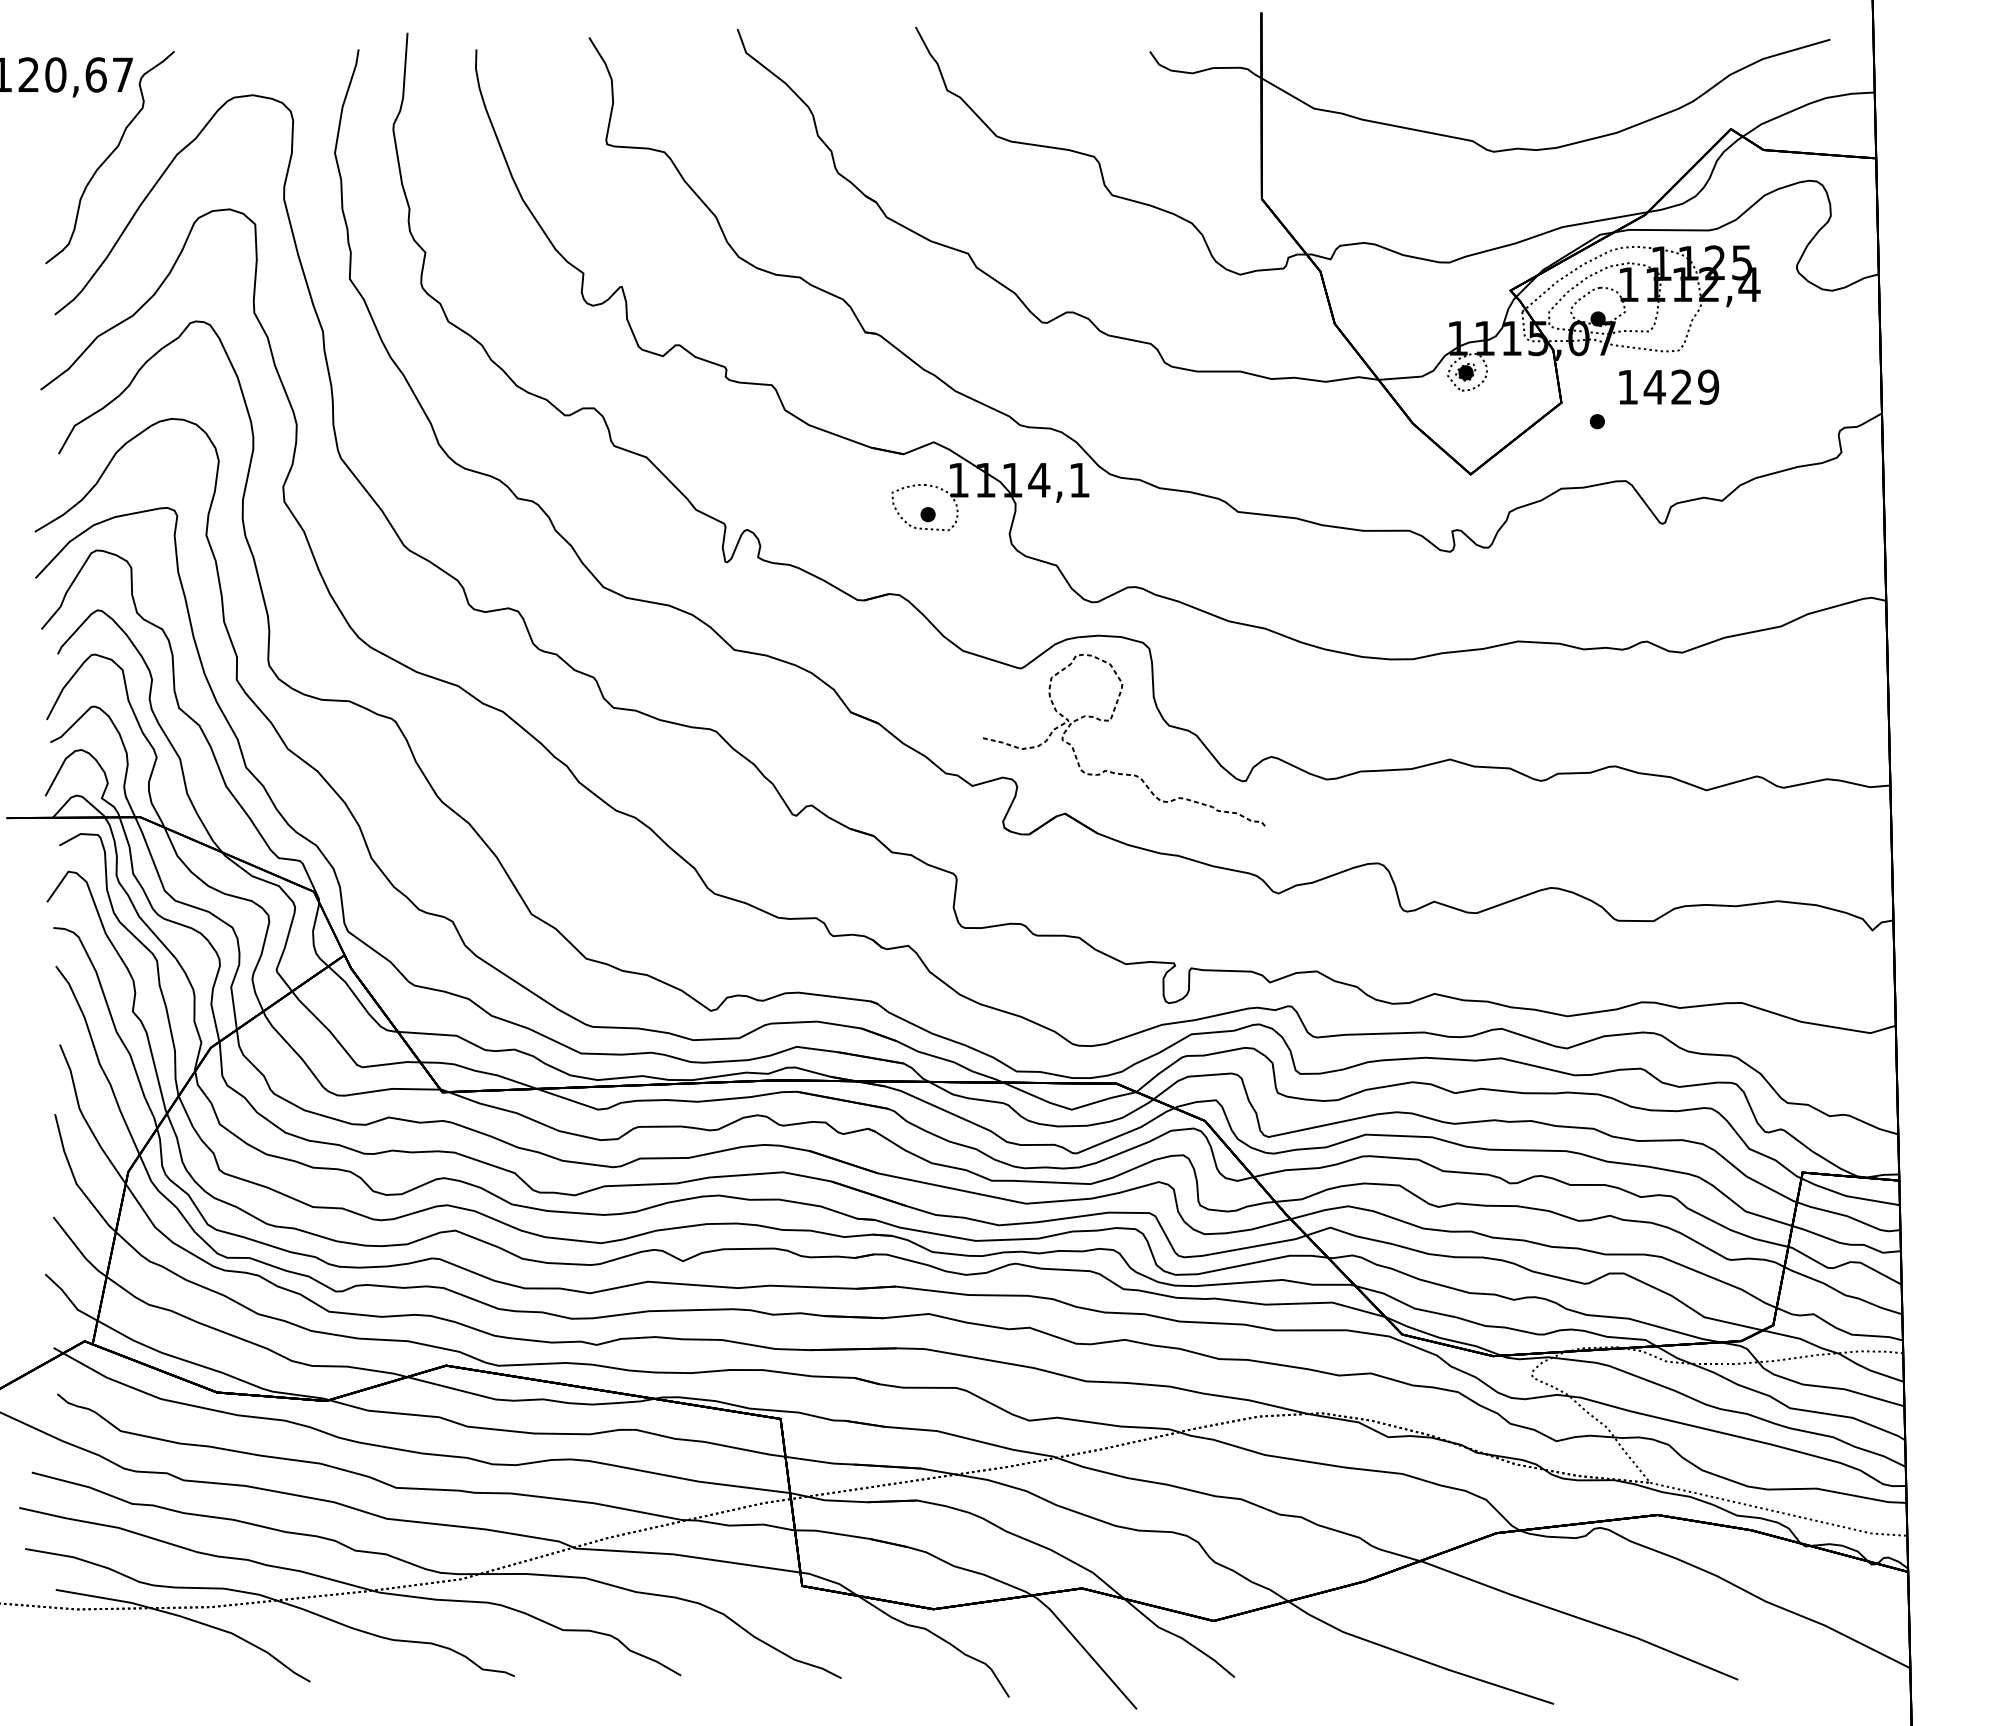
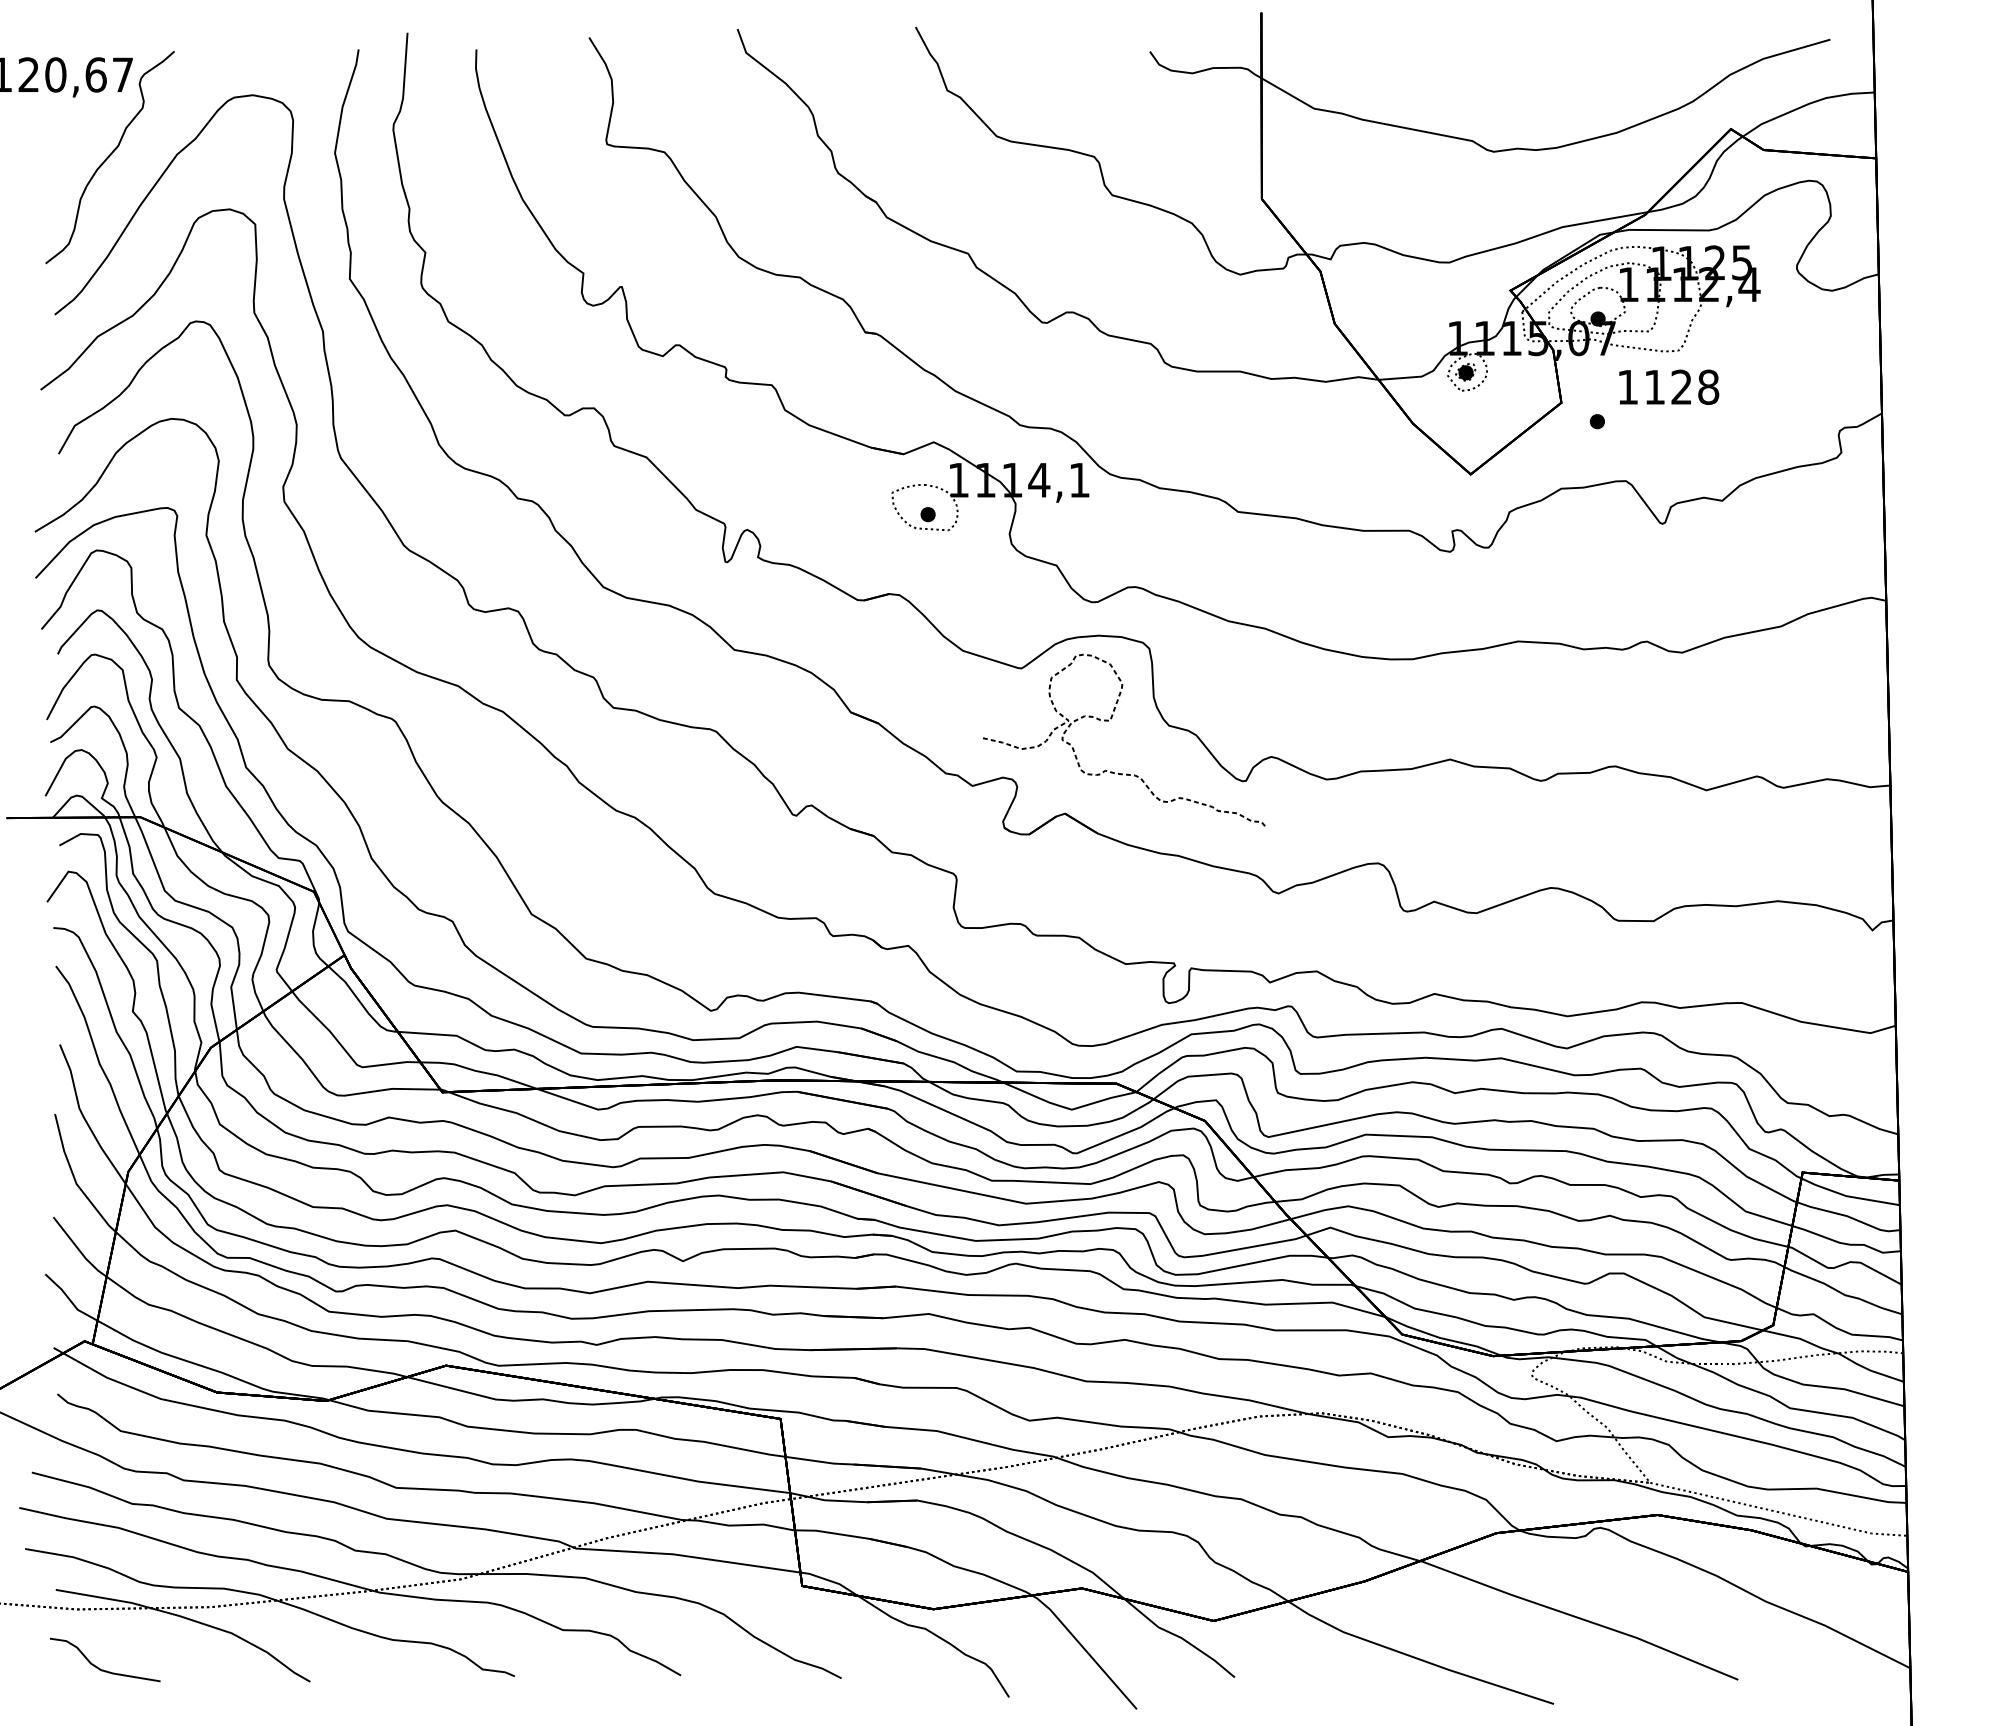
text: 1429 -> 1128 (1681, 386)
curve: none -> present (99, 1667)
